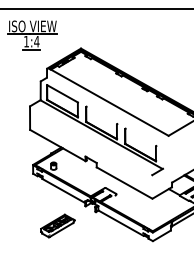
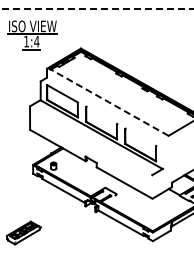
line: solid -> dashed (97, 9)
line: solid -> dashed (108, 102)
part position: (57, 225) -> (23, 232) (23, 232)
